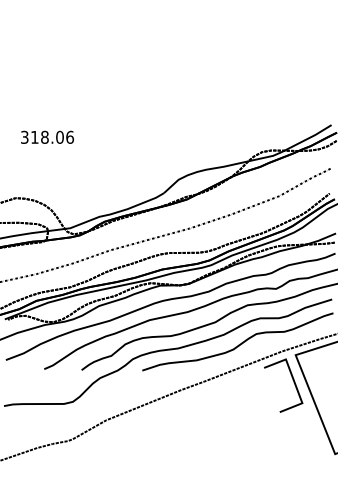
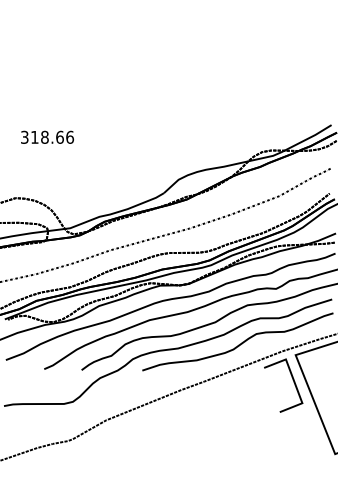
text: 318.06 -> 318.66 (59, 136)
